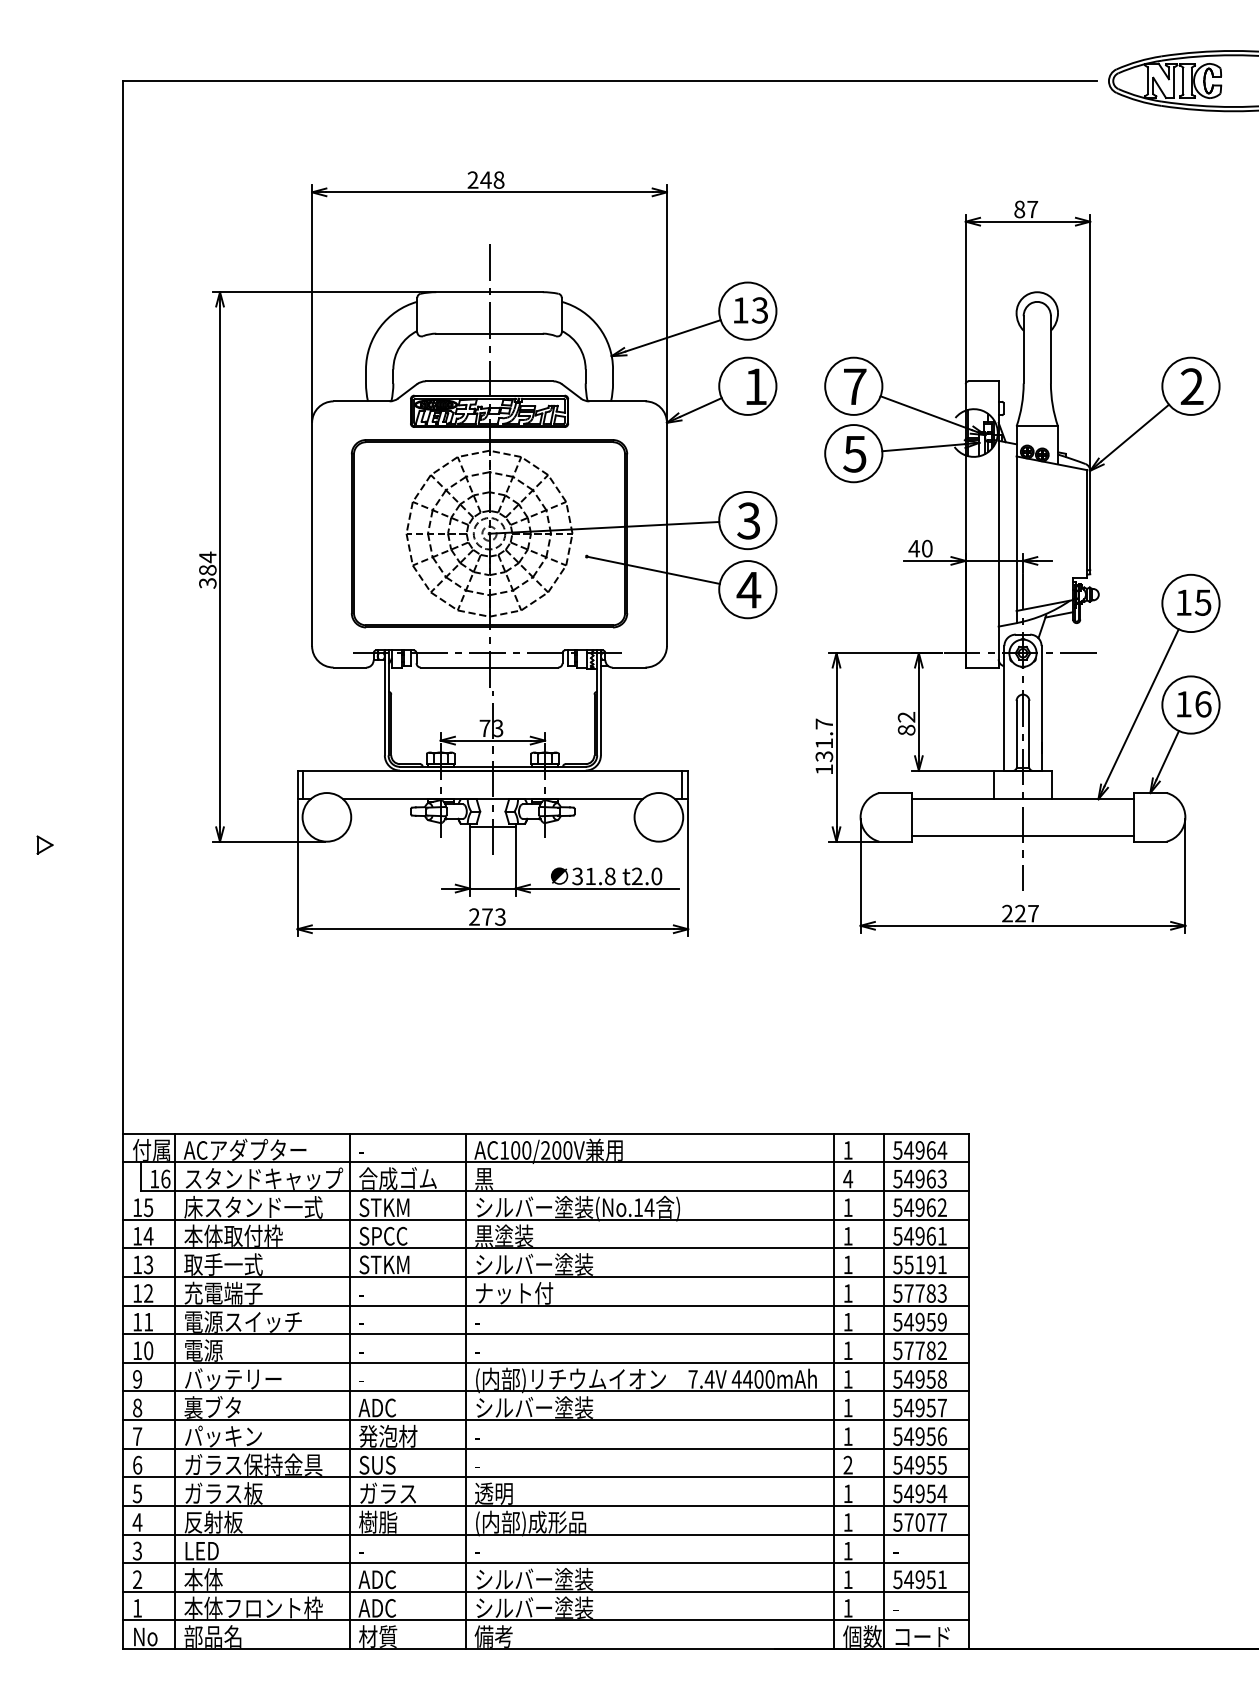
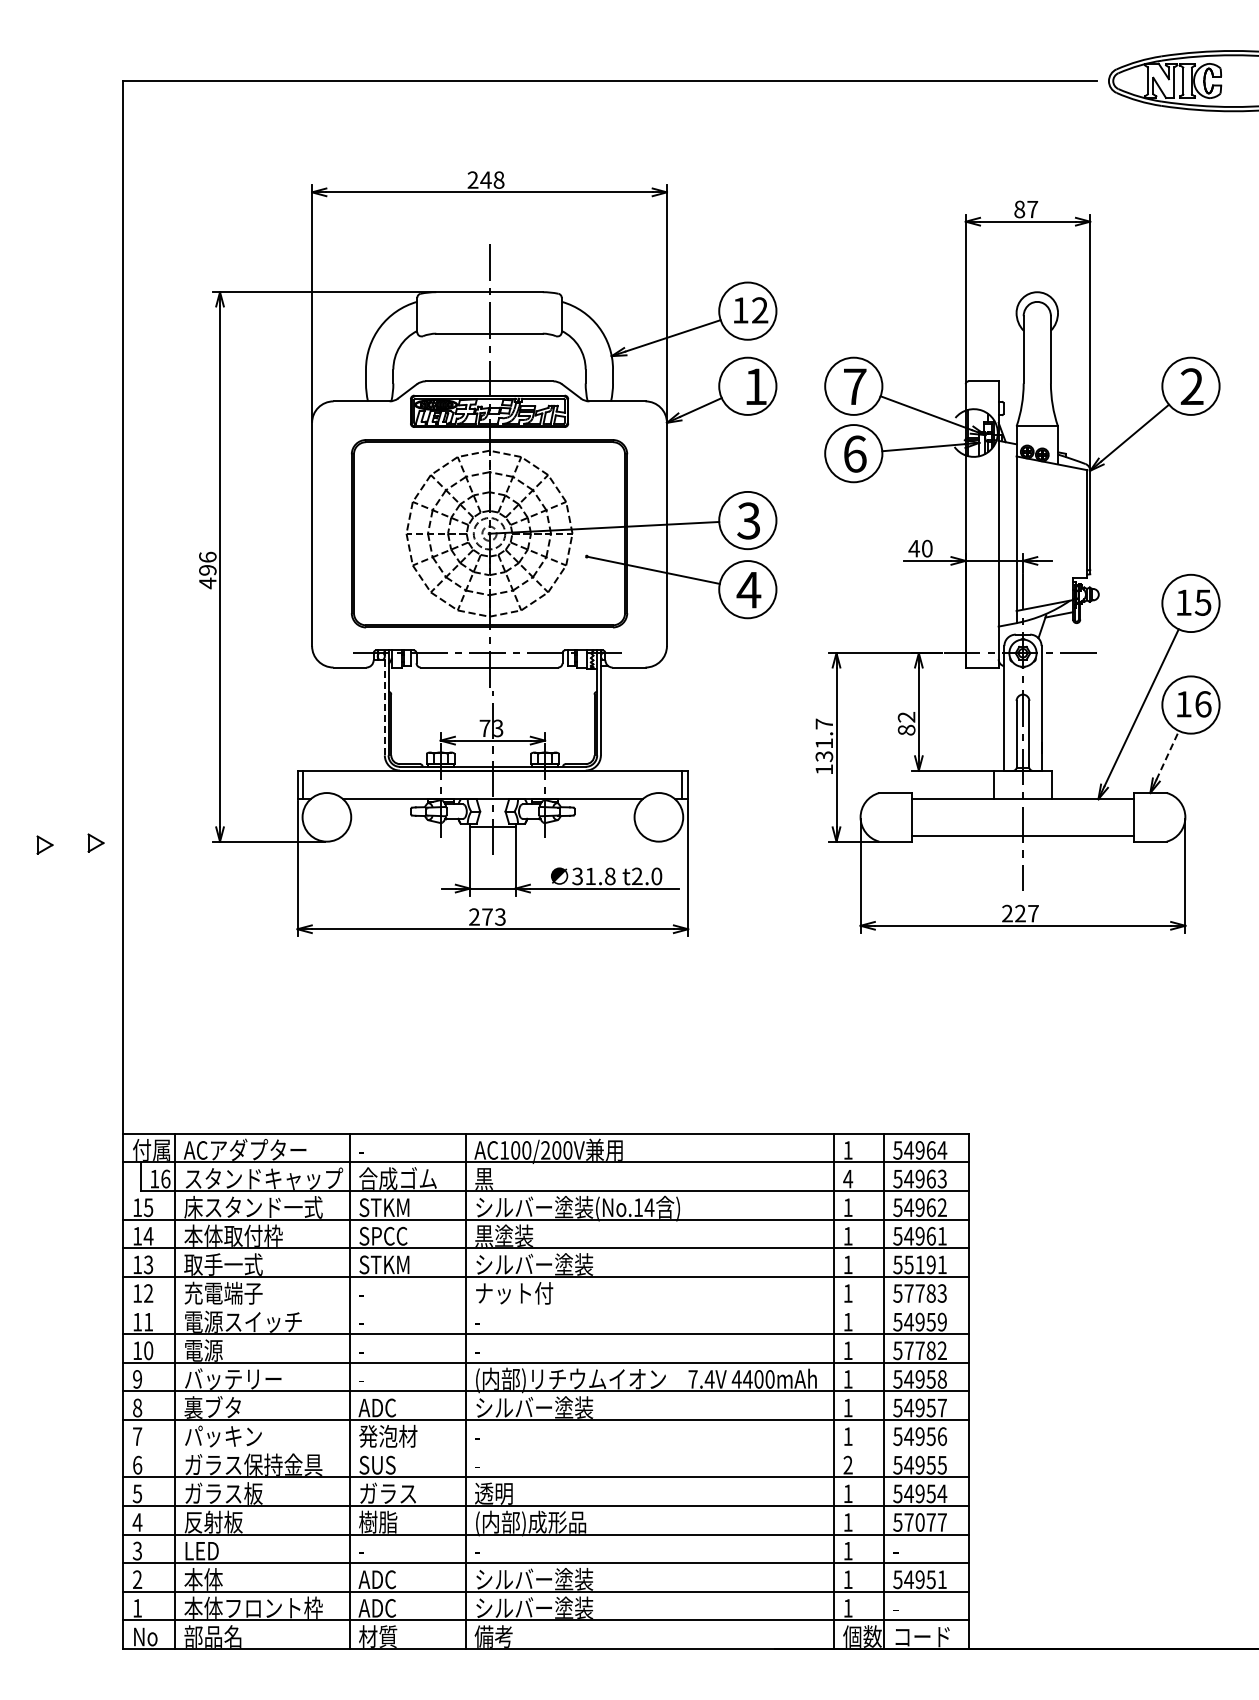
text: 13 -> 12 (759, 310)
text: 5 -> 6 (854, 453)
text: 384 -> 496 (207, 570)
line: solid -> dashed (384, 702)
line: solid -> dashed (1167, 755)
part: none -> present (95, 842)
line: present -> none (546, 1305)
line: present -> none (546, 1448)
